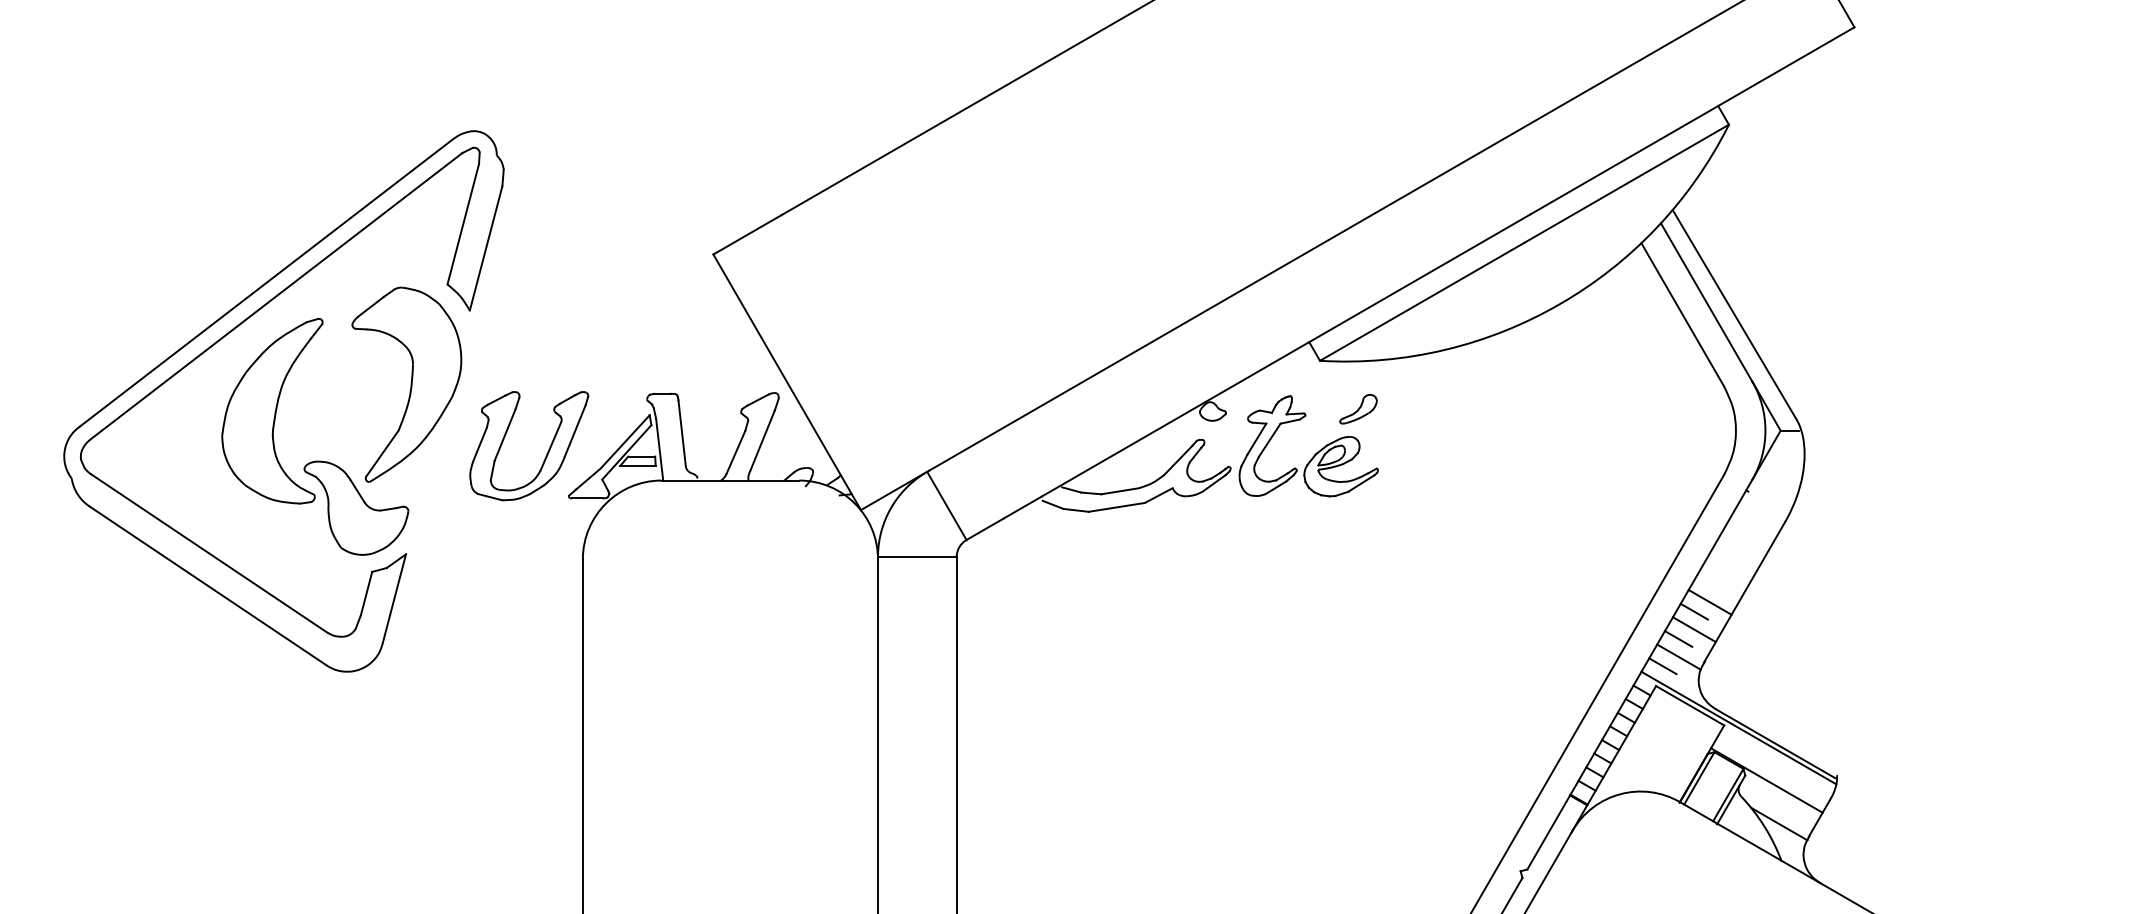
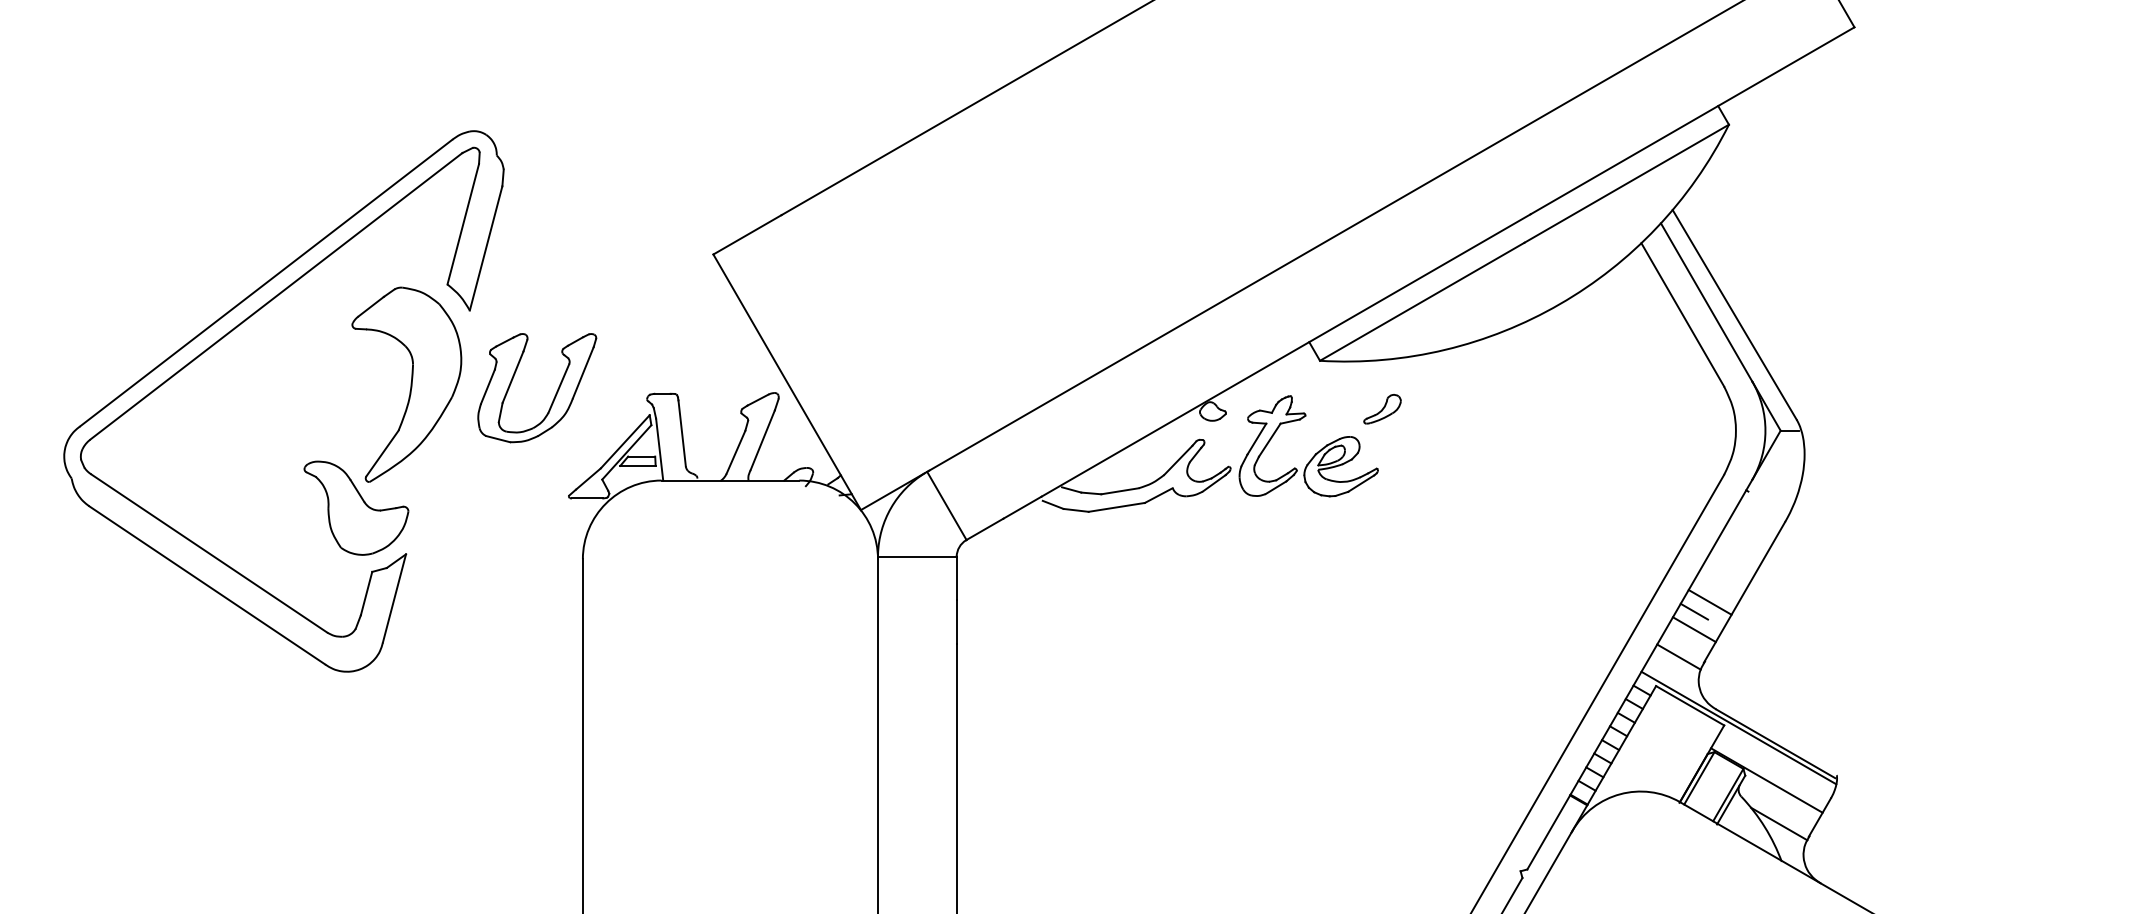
part position: (1358, 409) -> (1382, 409) (1382, 409)
part: present -> none (272, 411)
part position: (546, 453) -> (554, 395) (554, 395)
line: present -> none (1678, 638)
line: present -> none (1662, 666)
